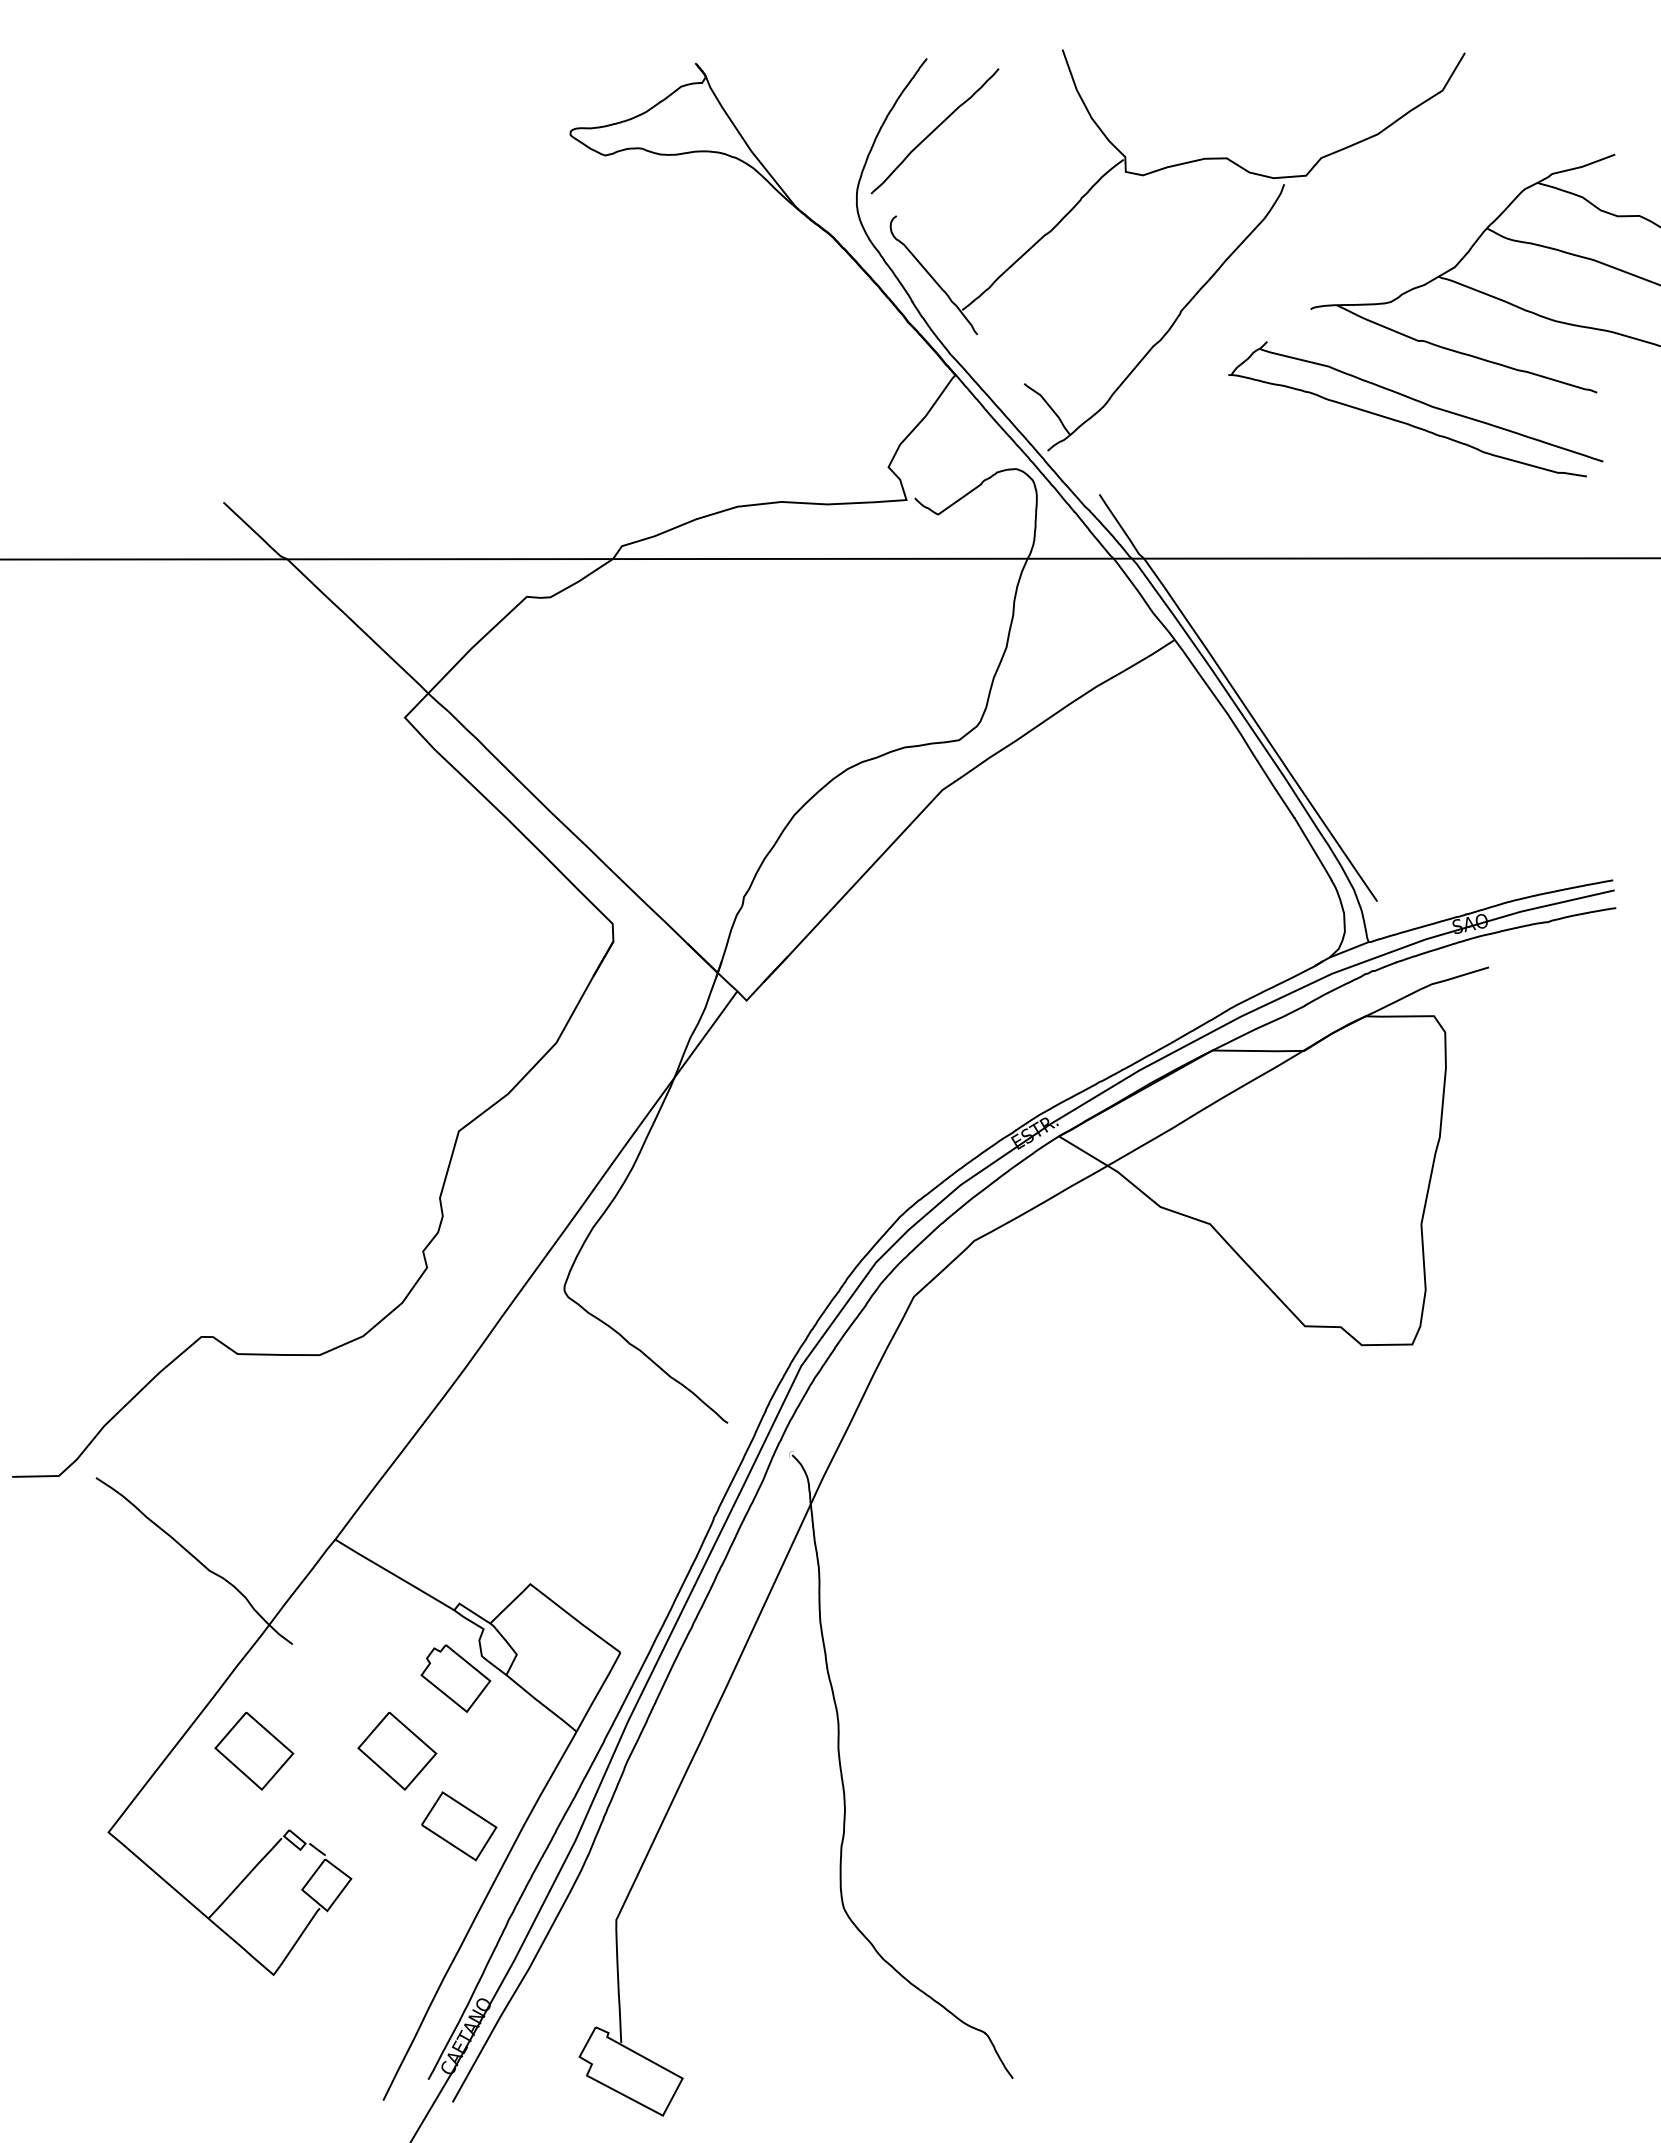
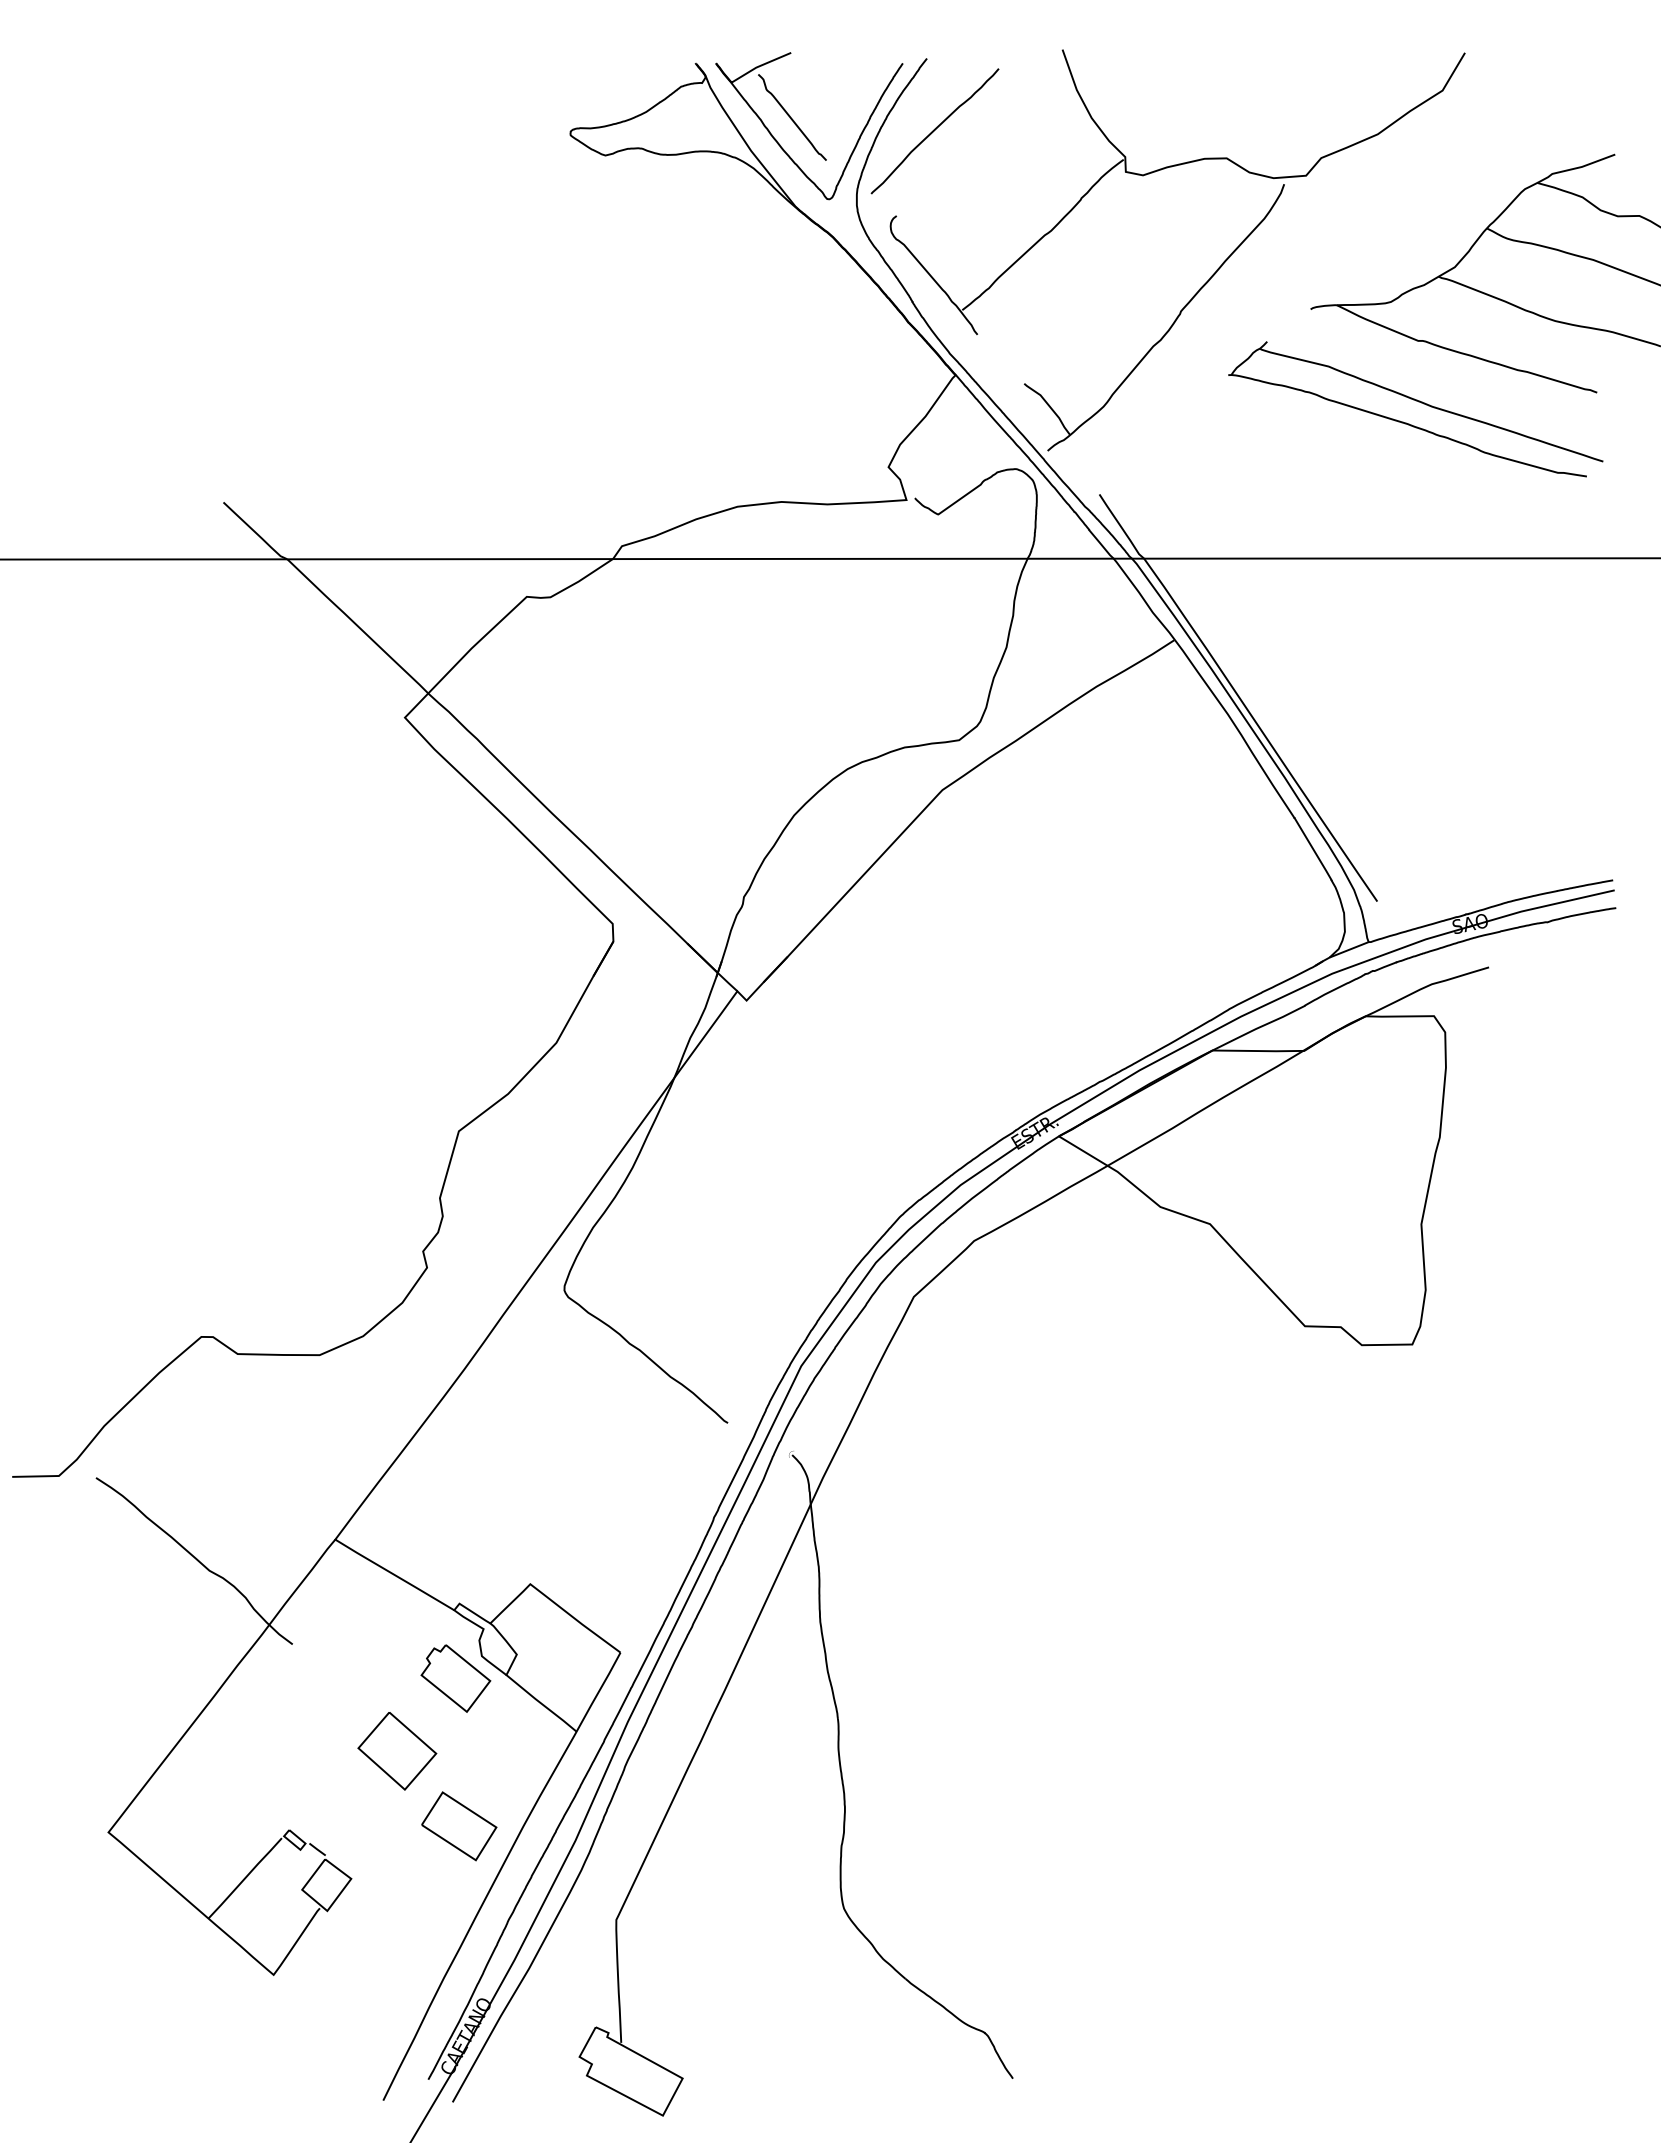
part: none -> present (802, 130)
part: present -> none (254, 1751)
